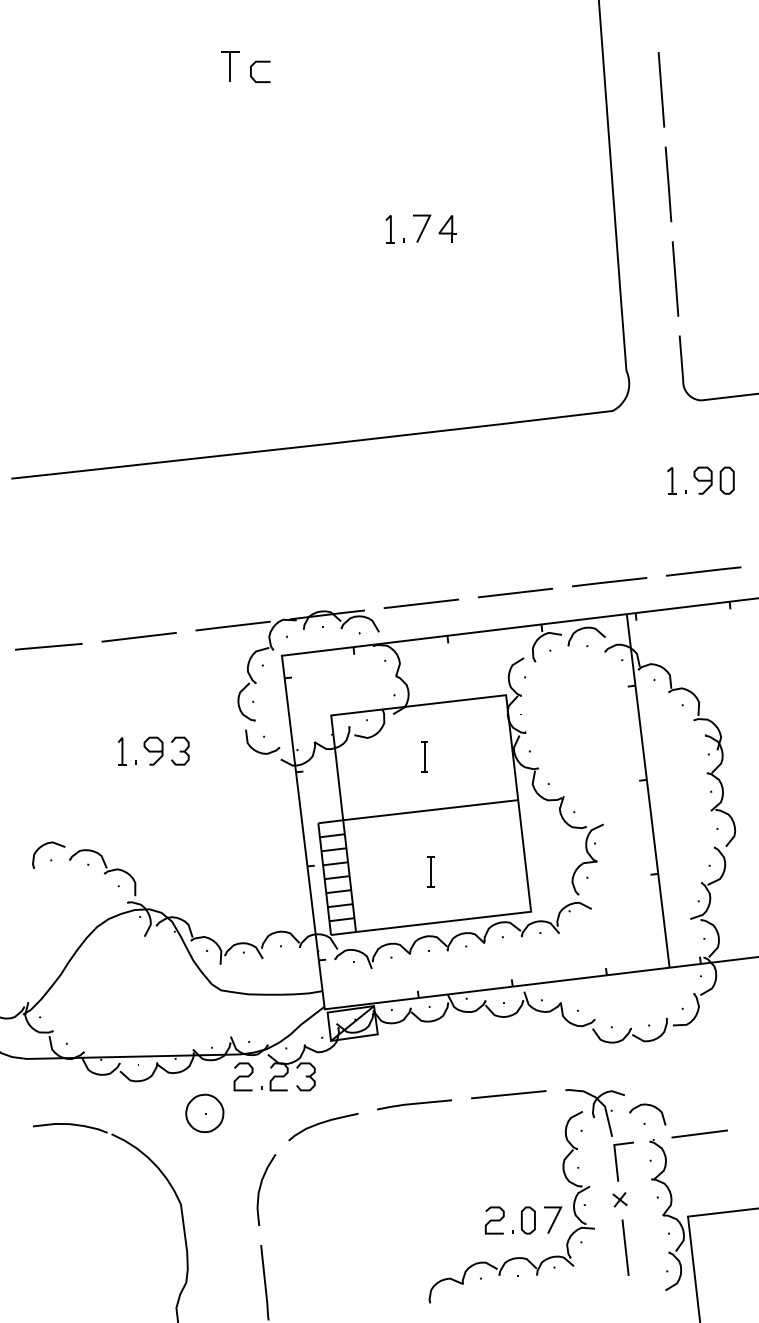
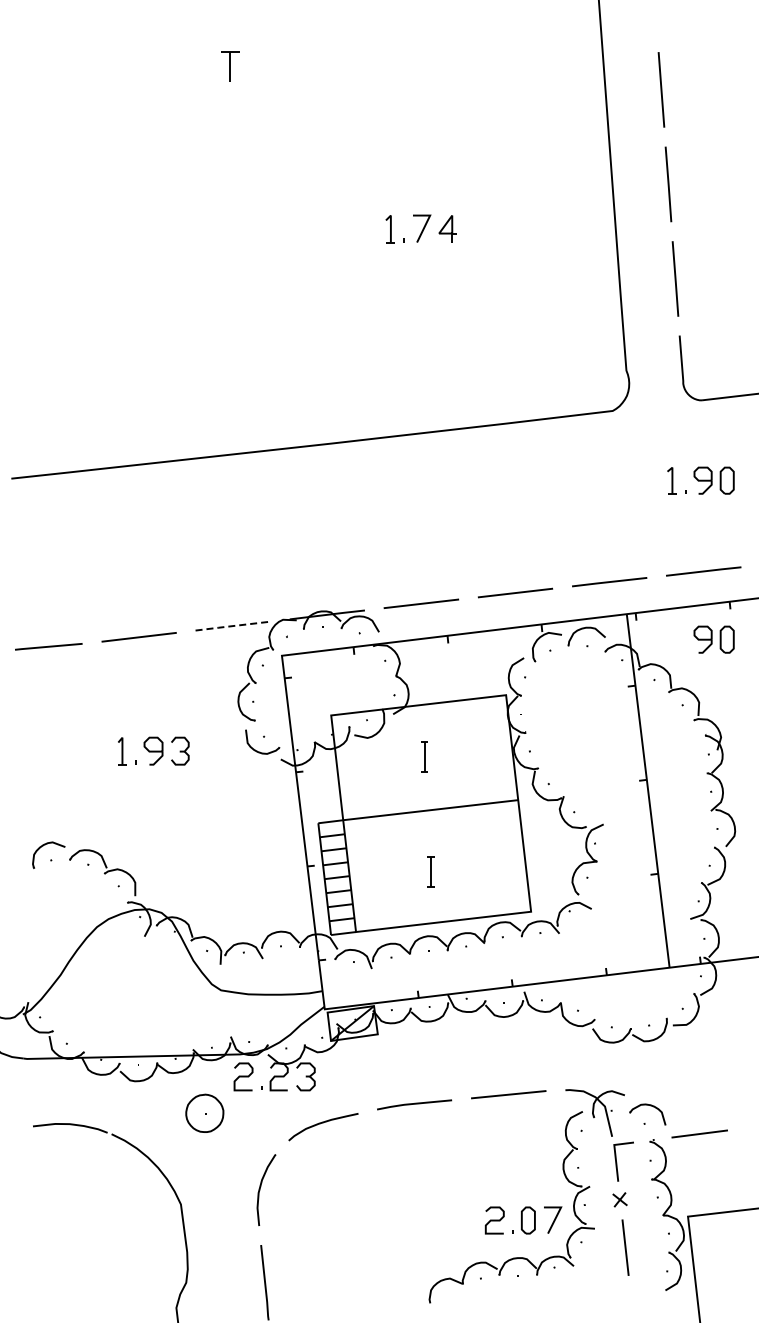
curve: present -> none (260, 62)
line: solid -> dashed (232, 626)
part: none -> present (713, 639)
